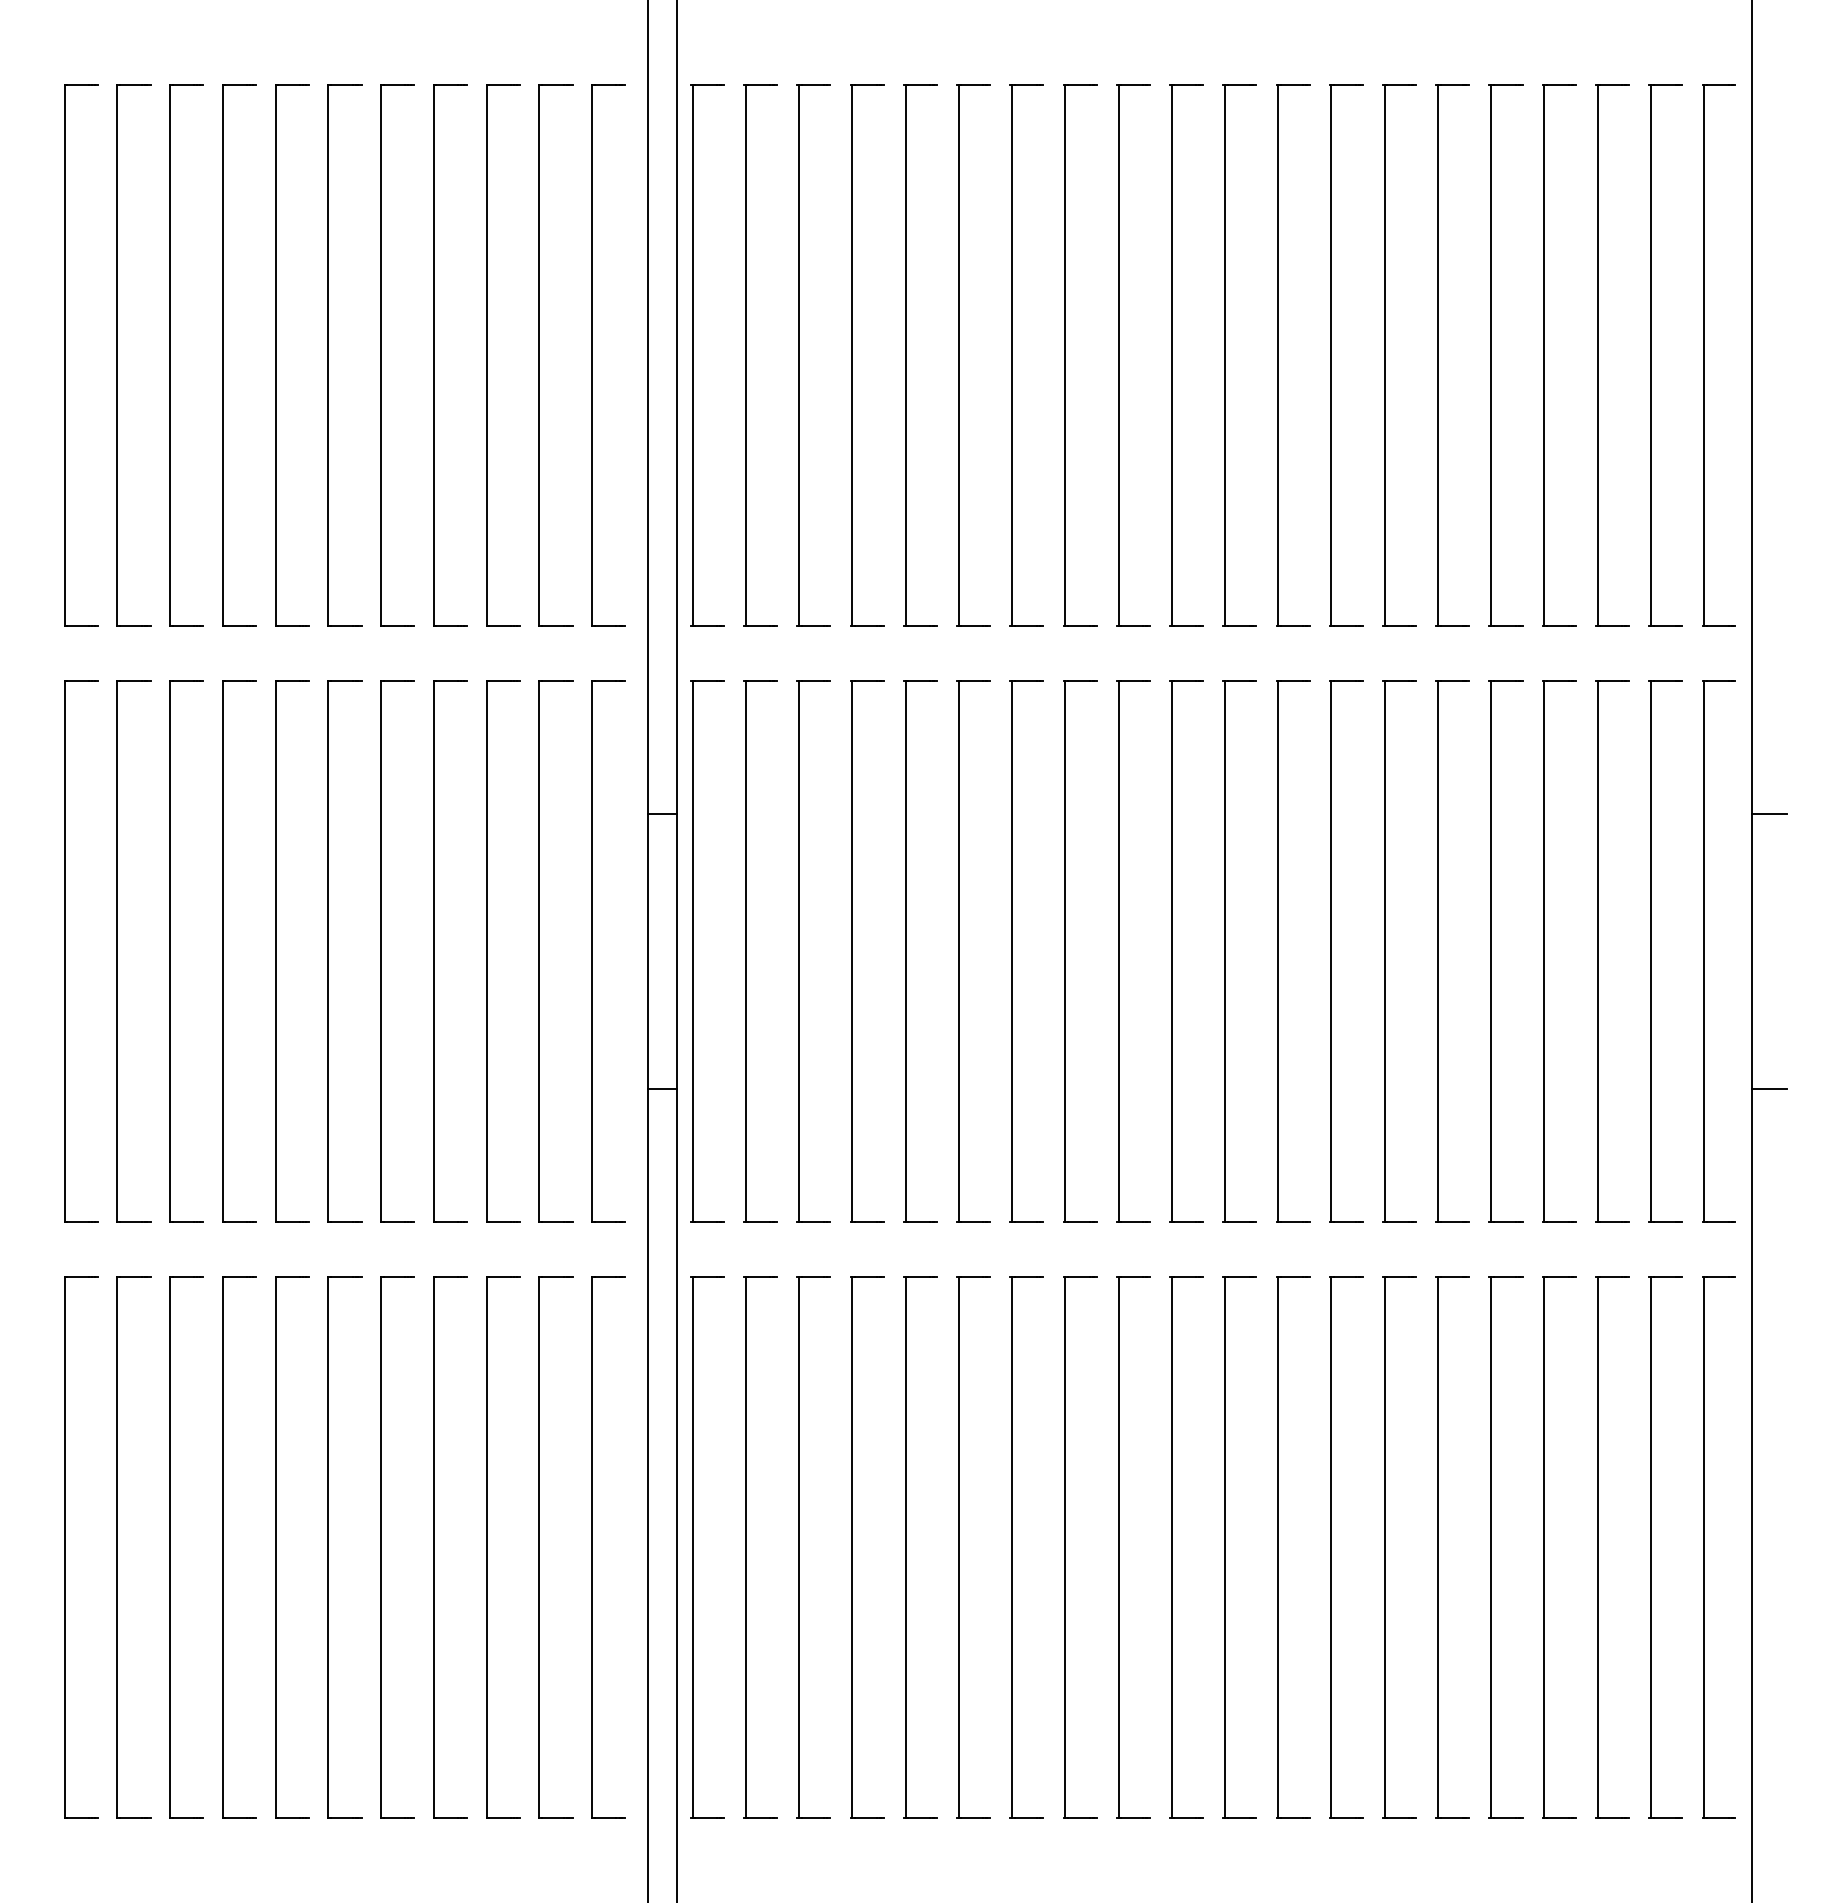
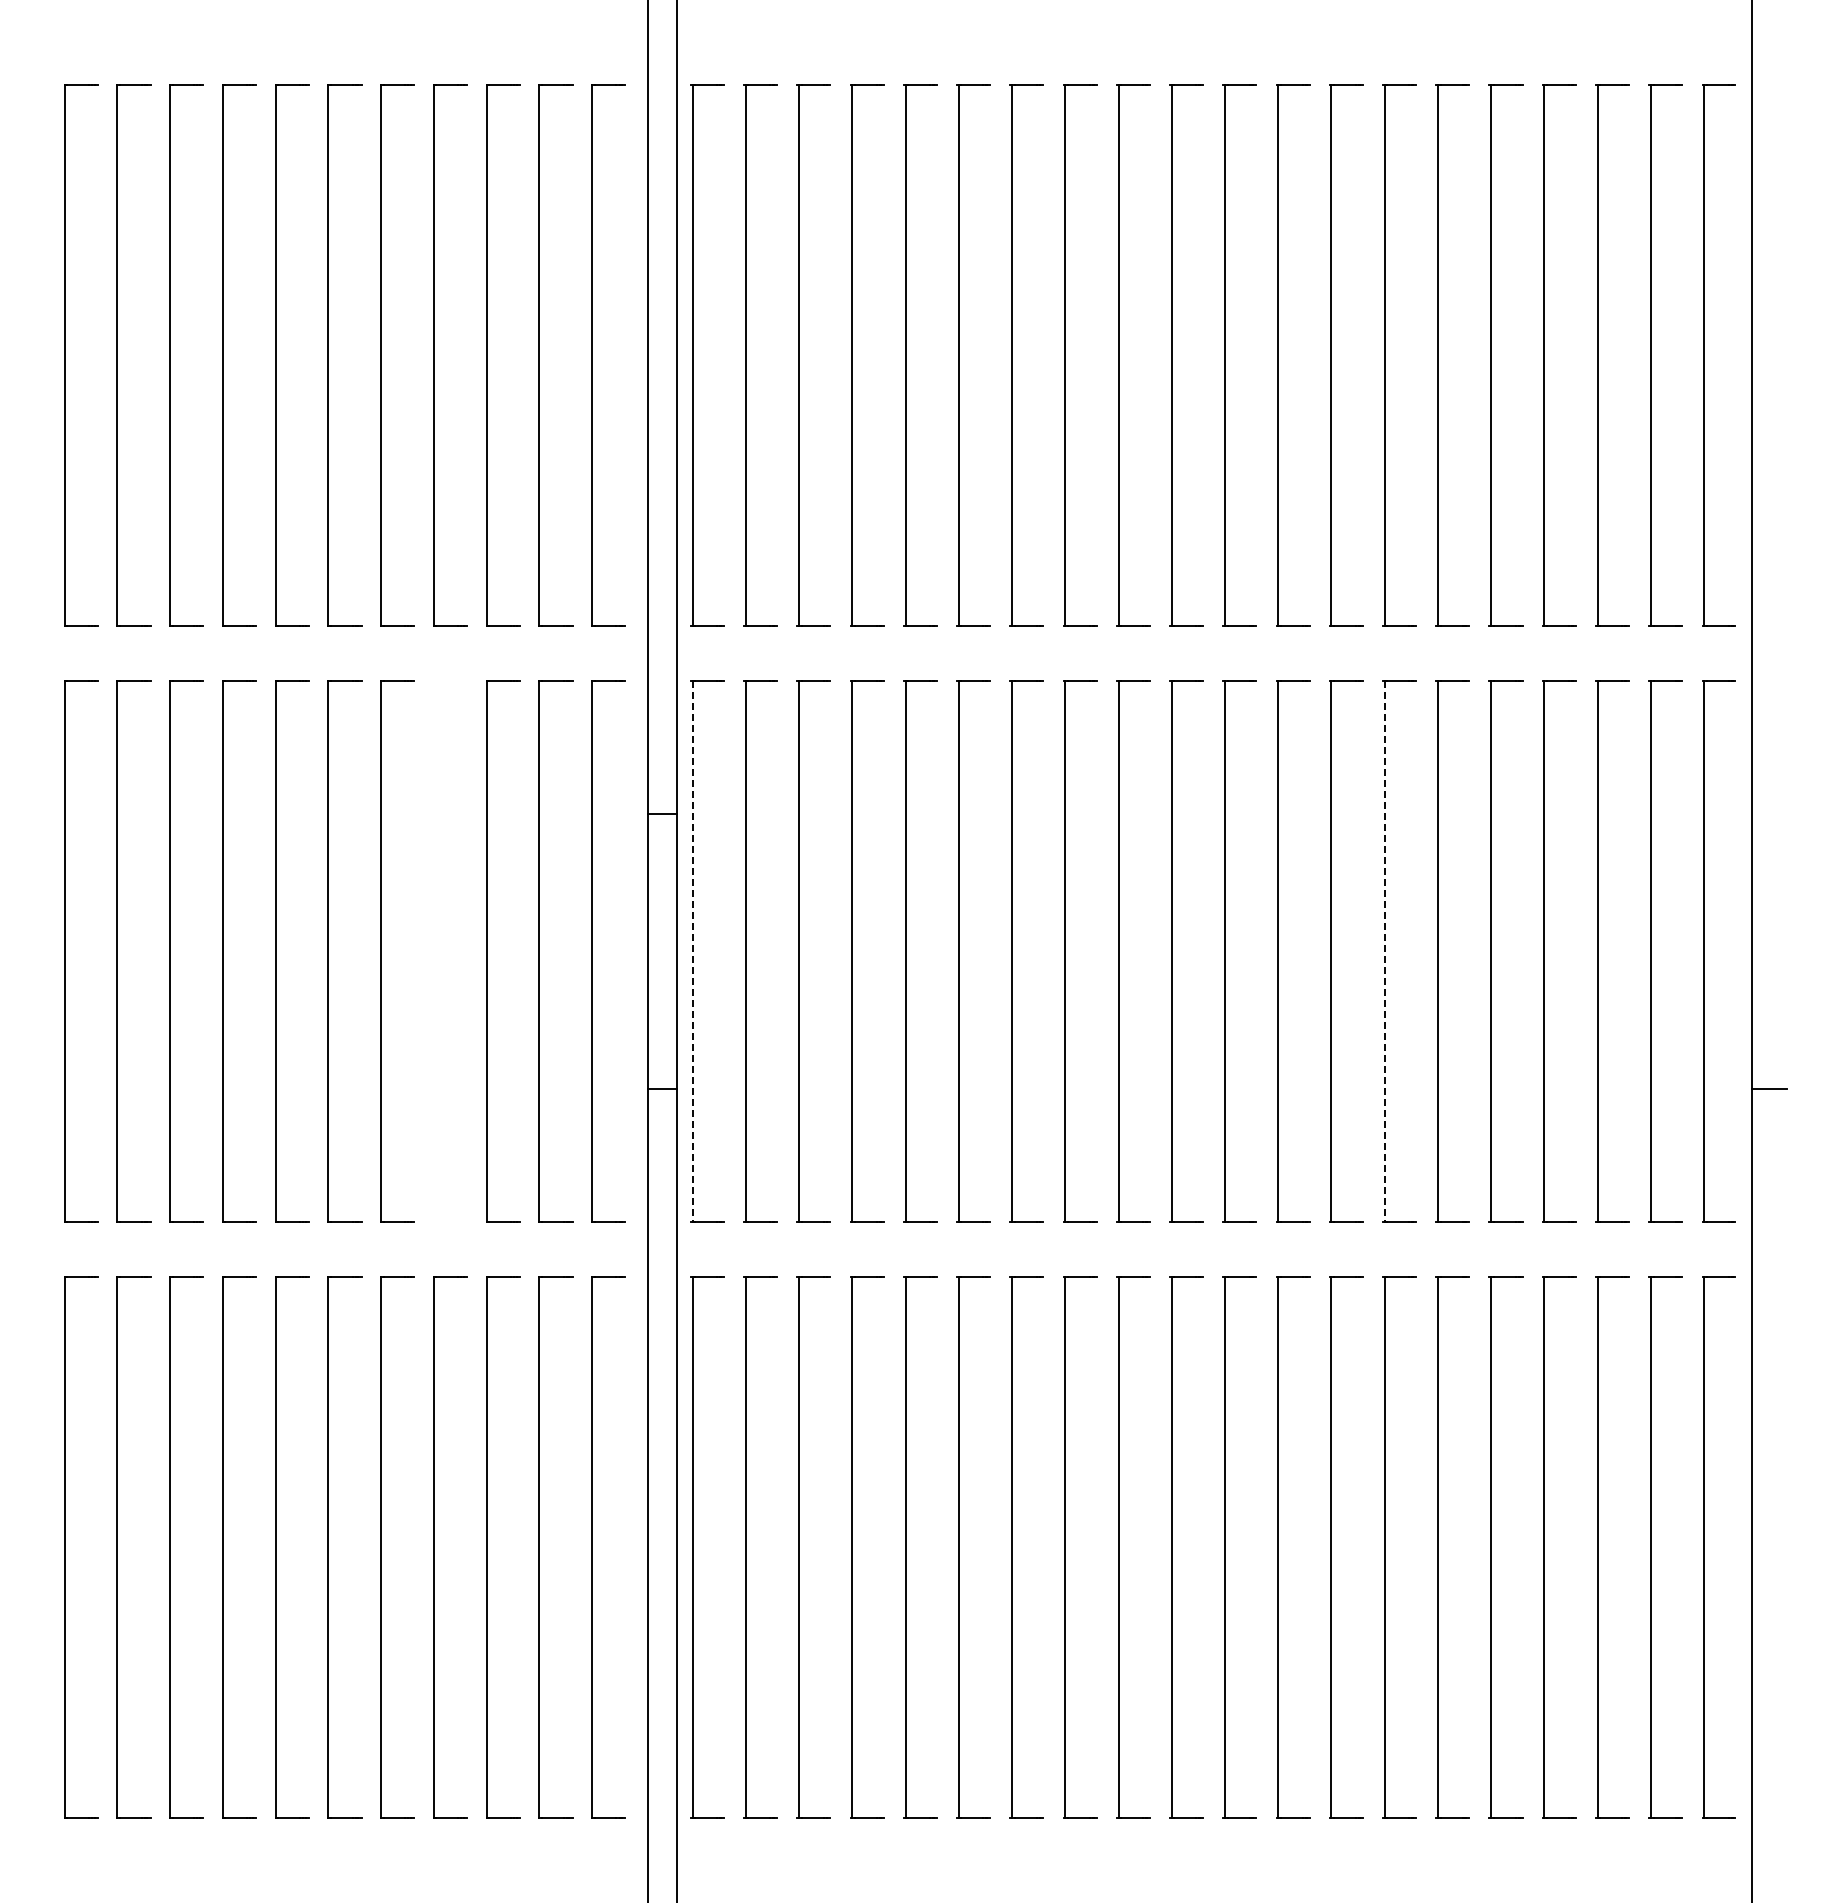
line: present -> none (1769, 813)
part: present -> none (434, 951)
line: solid -> dashed (692, 951)
line: solid -> dashed (1384, 951)
